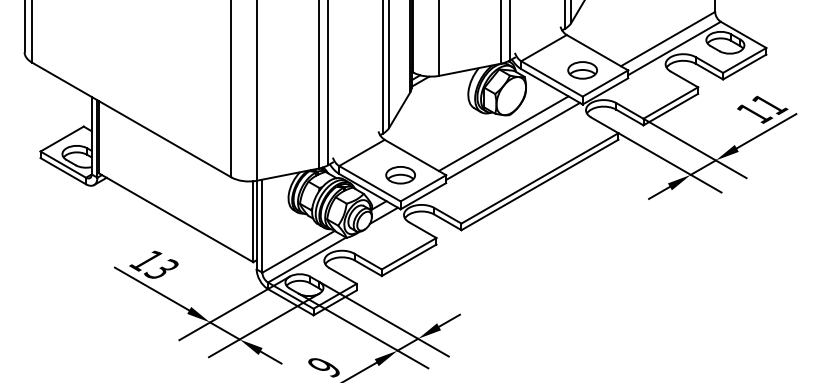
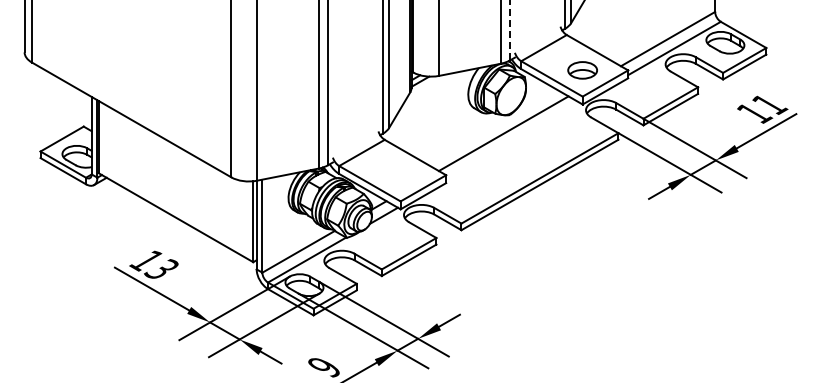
line: solid -> dashed (510, 30)
line: present -> none (512, 140)
part: present -> none (400, 175)
